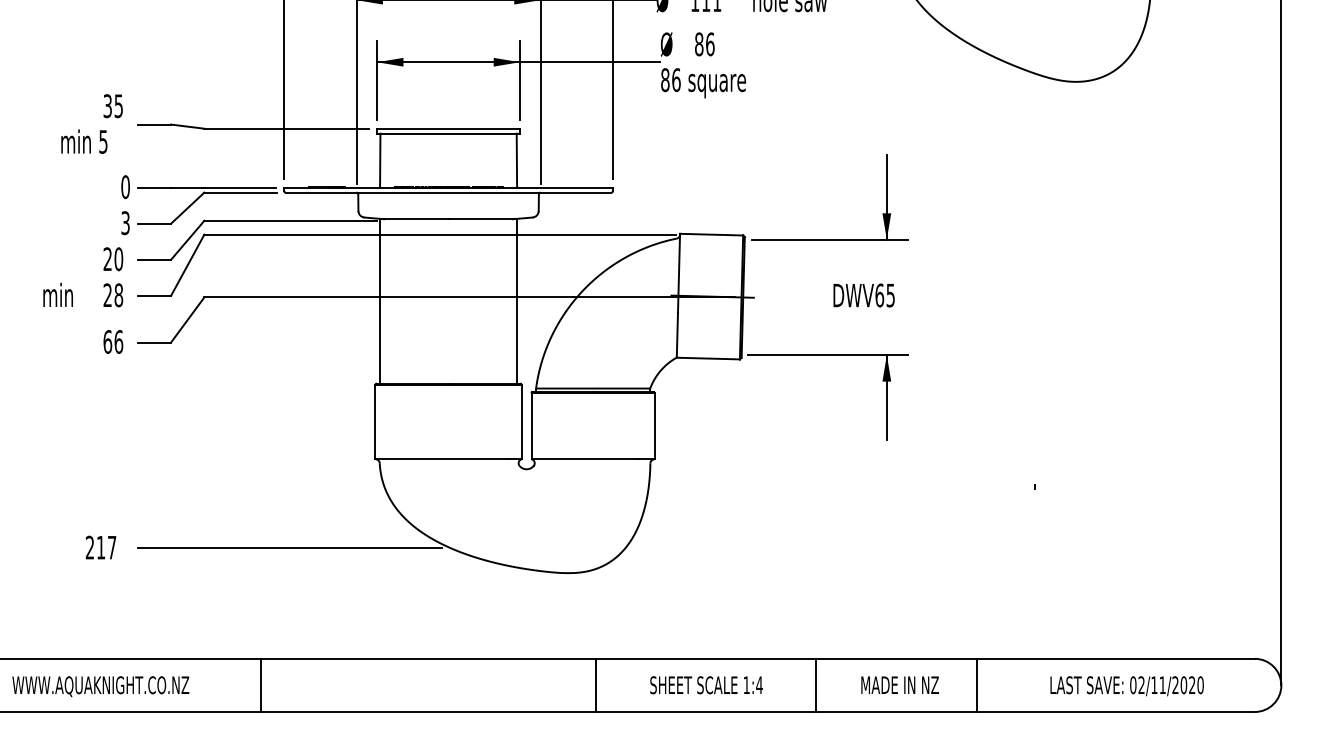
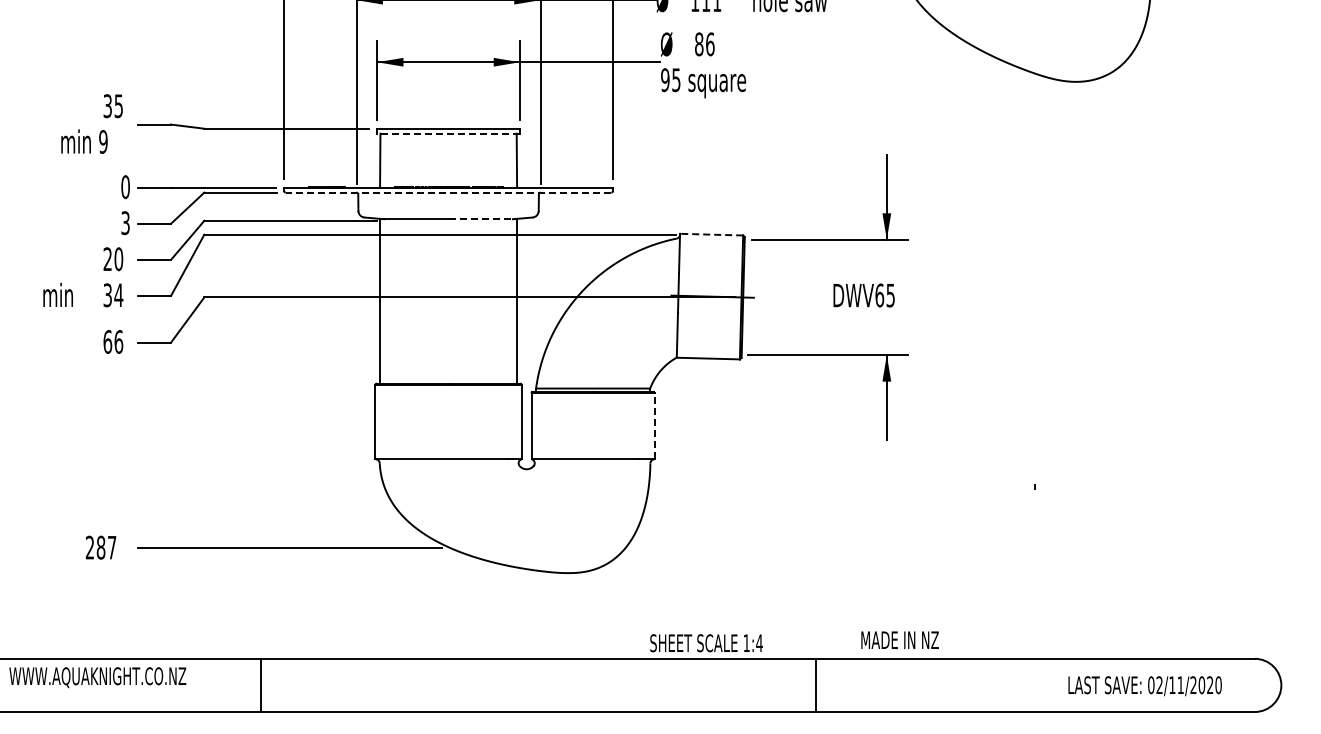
text: 86 -> 95 (670, 80)
line: solid -> dashed (448, 133)
text: 5 -> 9 (103, 141)
line: solid -> dashed (448, 192)
line: solid -> dashed (483, 219)
line: solid -> dashed (711, 234)
text: 28 -> 34 (113, 295)
line: present -> none (1281, 343)
line: solid -> dashed (654, 425)
text: 217 -> 287 (100, 547)
line: present -> none (595, 684)
text position: (899, 684) -> (899, 639) (899, 639)
line: present -> none (976, 684)
text position: (706, 685) -> (706, 643) (706, 643)
text position: (100, 686) -> (97, 677) (97, 677)
text position: (1126, 686) -> (1144, 686) (1144, 686)
